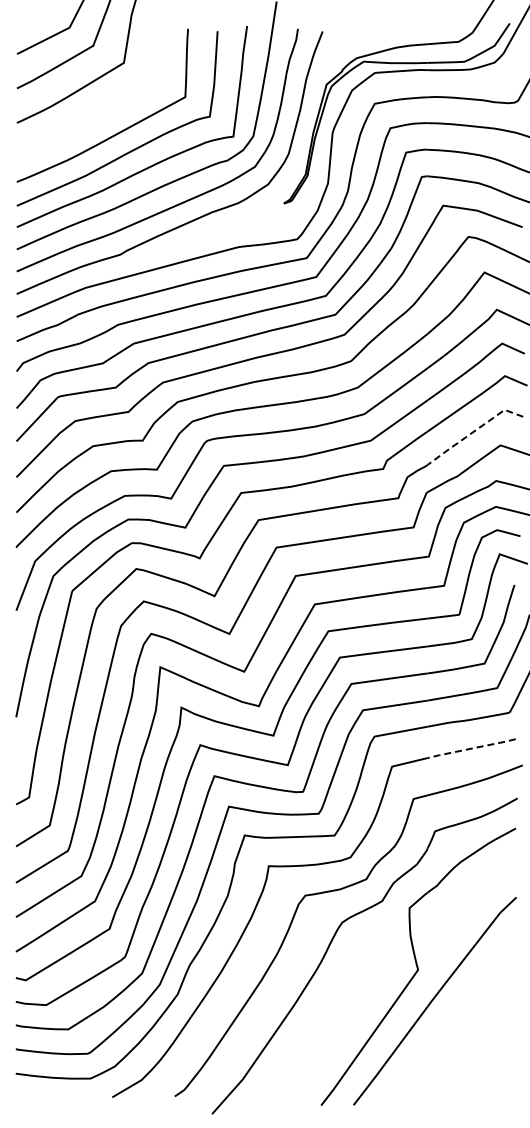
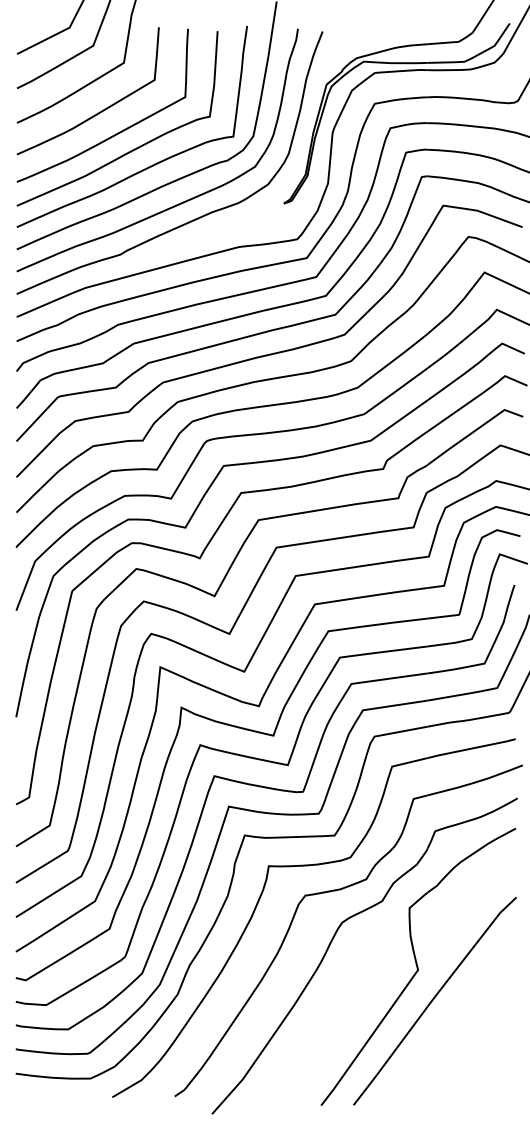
curve: none -> present (99, 111)
line: dashed -> solid (474, 431)
line: dashed -> solid (471, 748)
